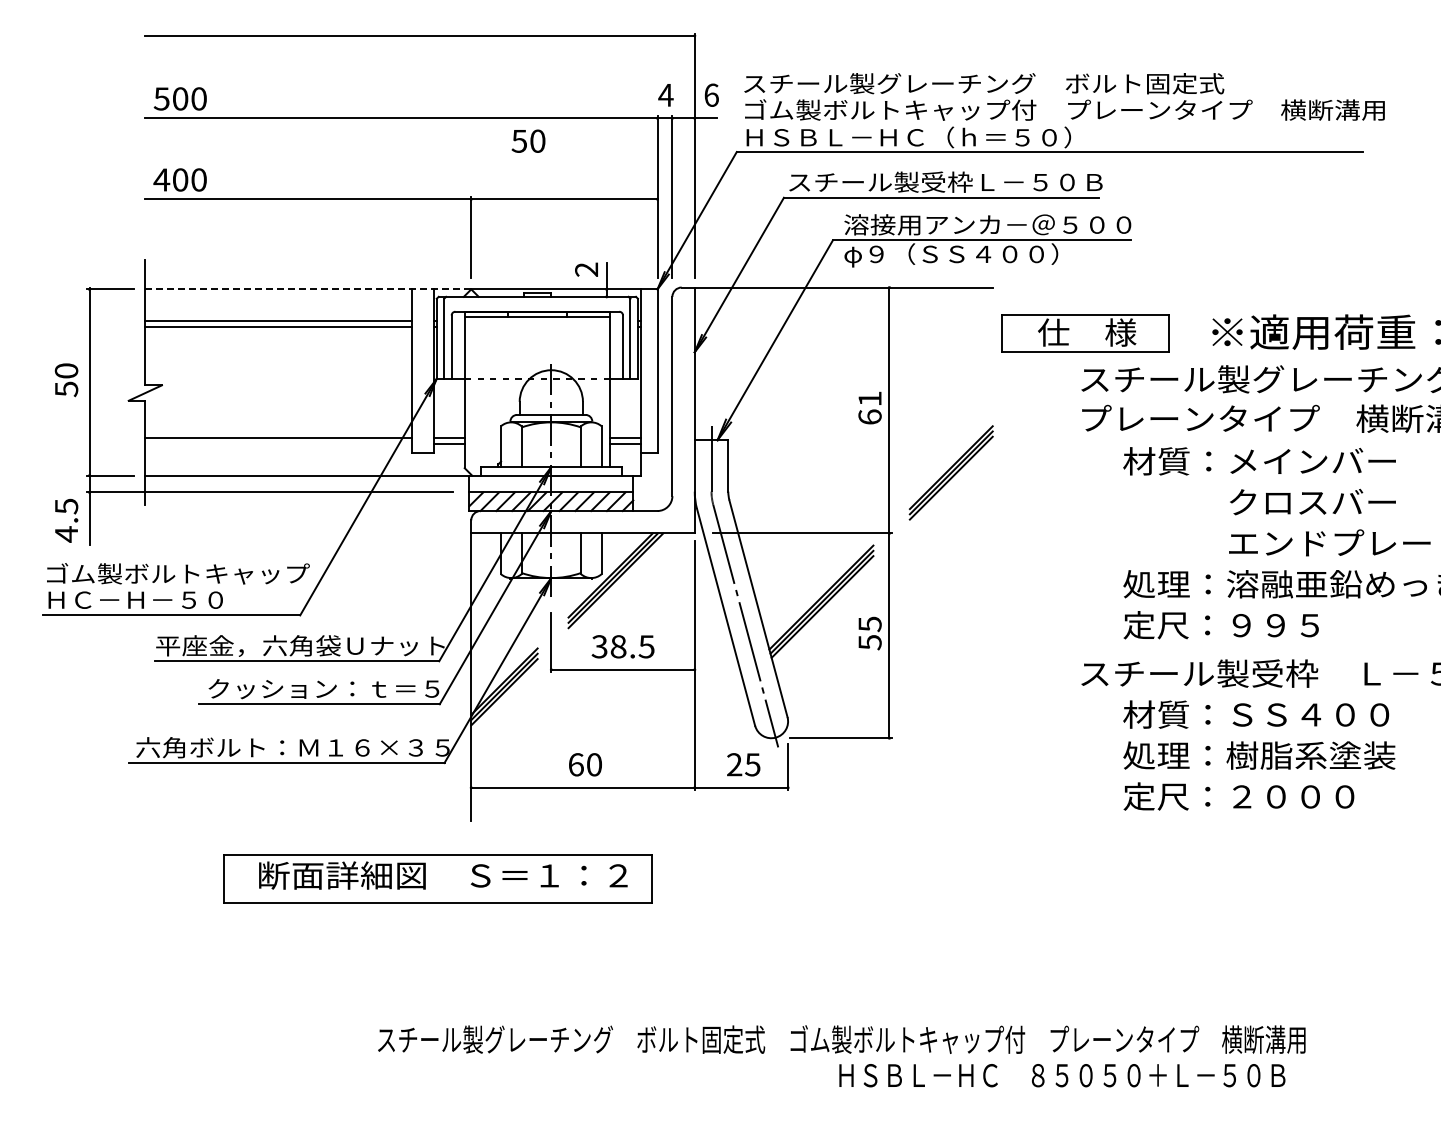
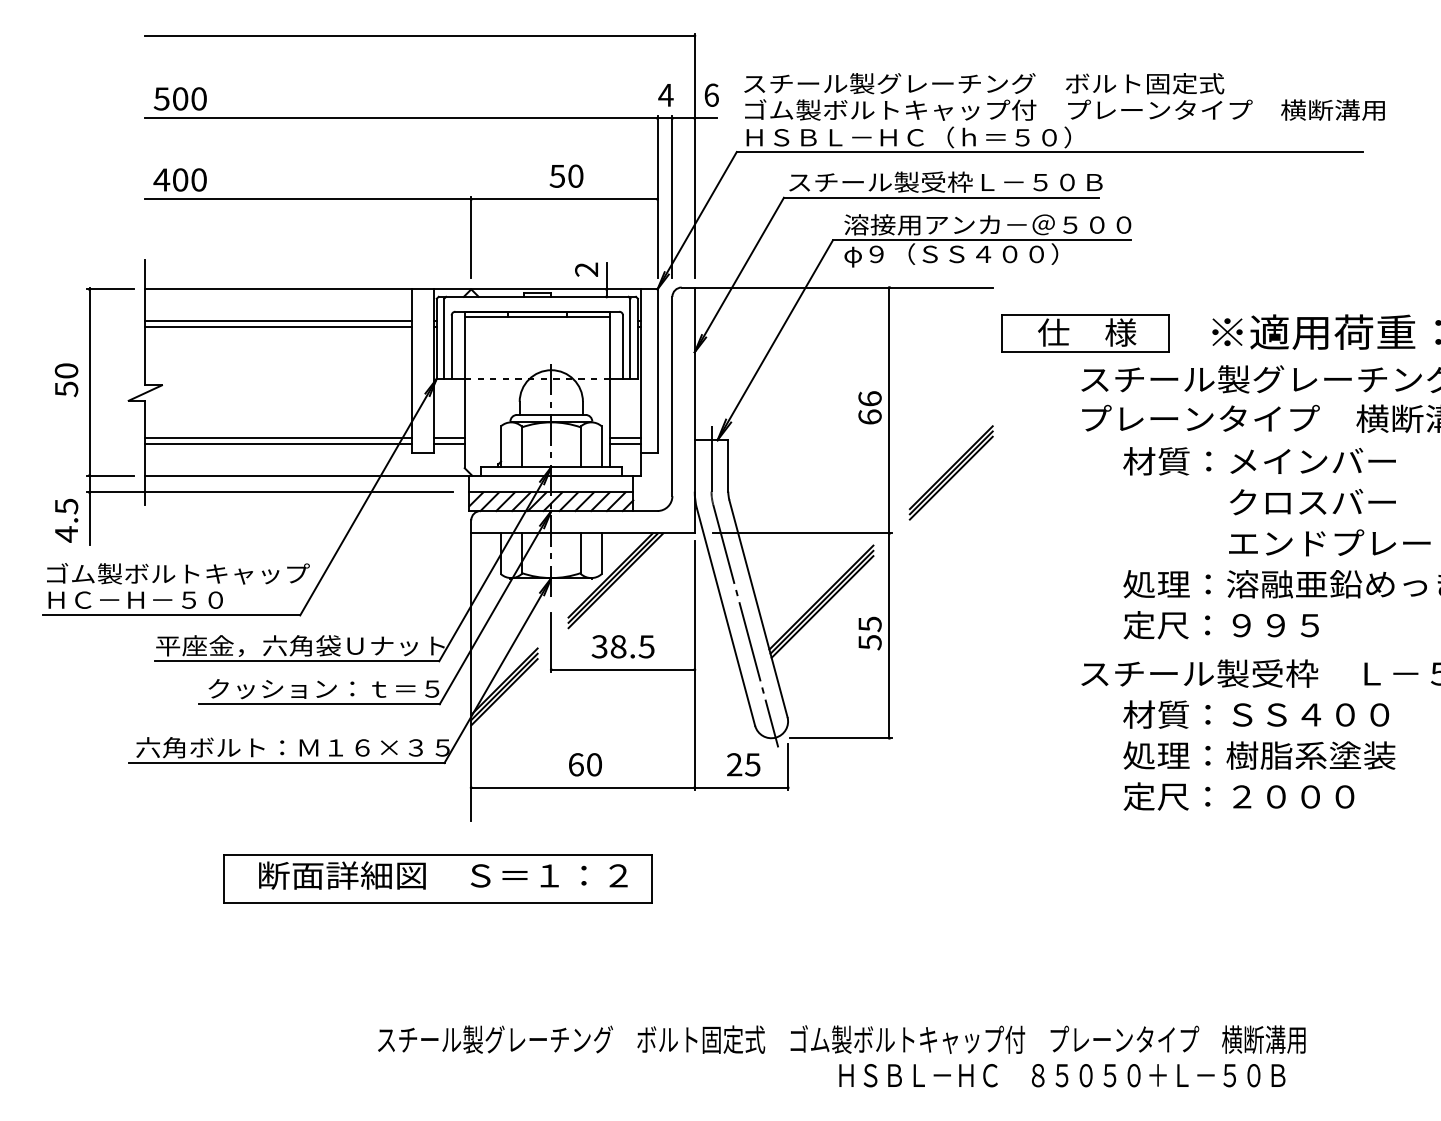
text position: (528, 140) -> (566, 175) (566, 175)
line: dashed -> solid (307, 289)
text: 61 -> 66 (869, 398)
line: none -> present (278, 443)
